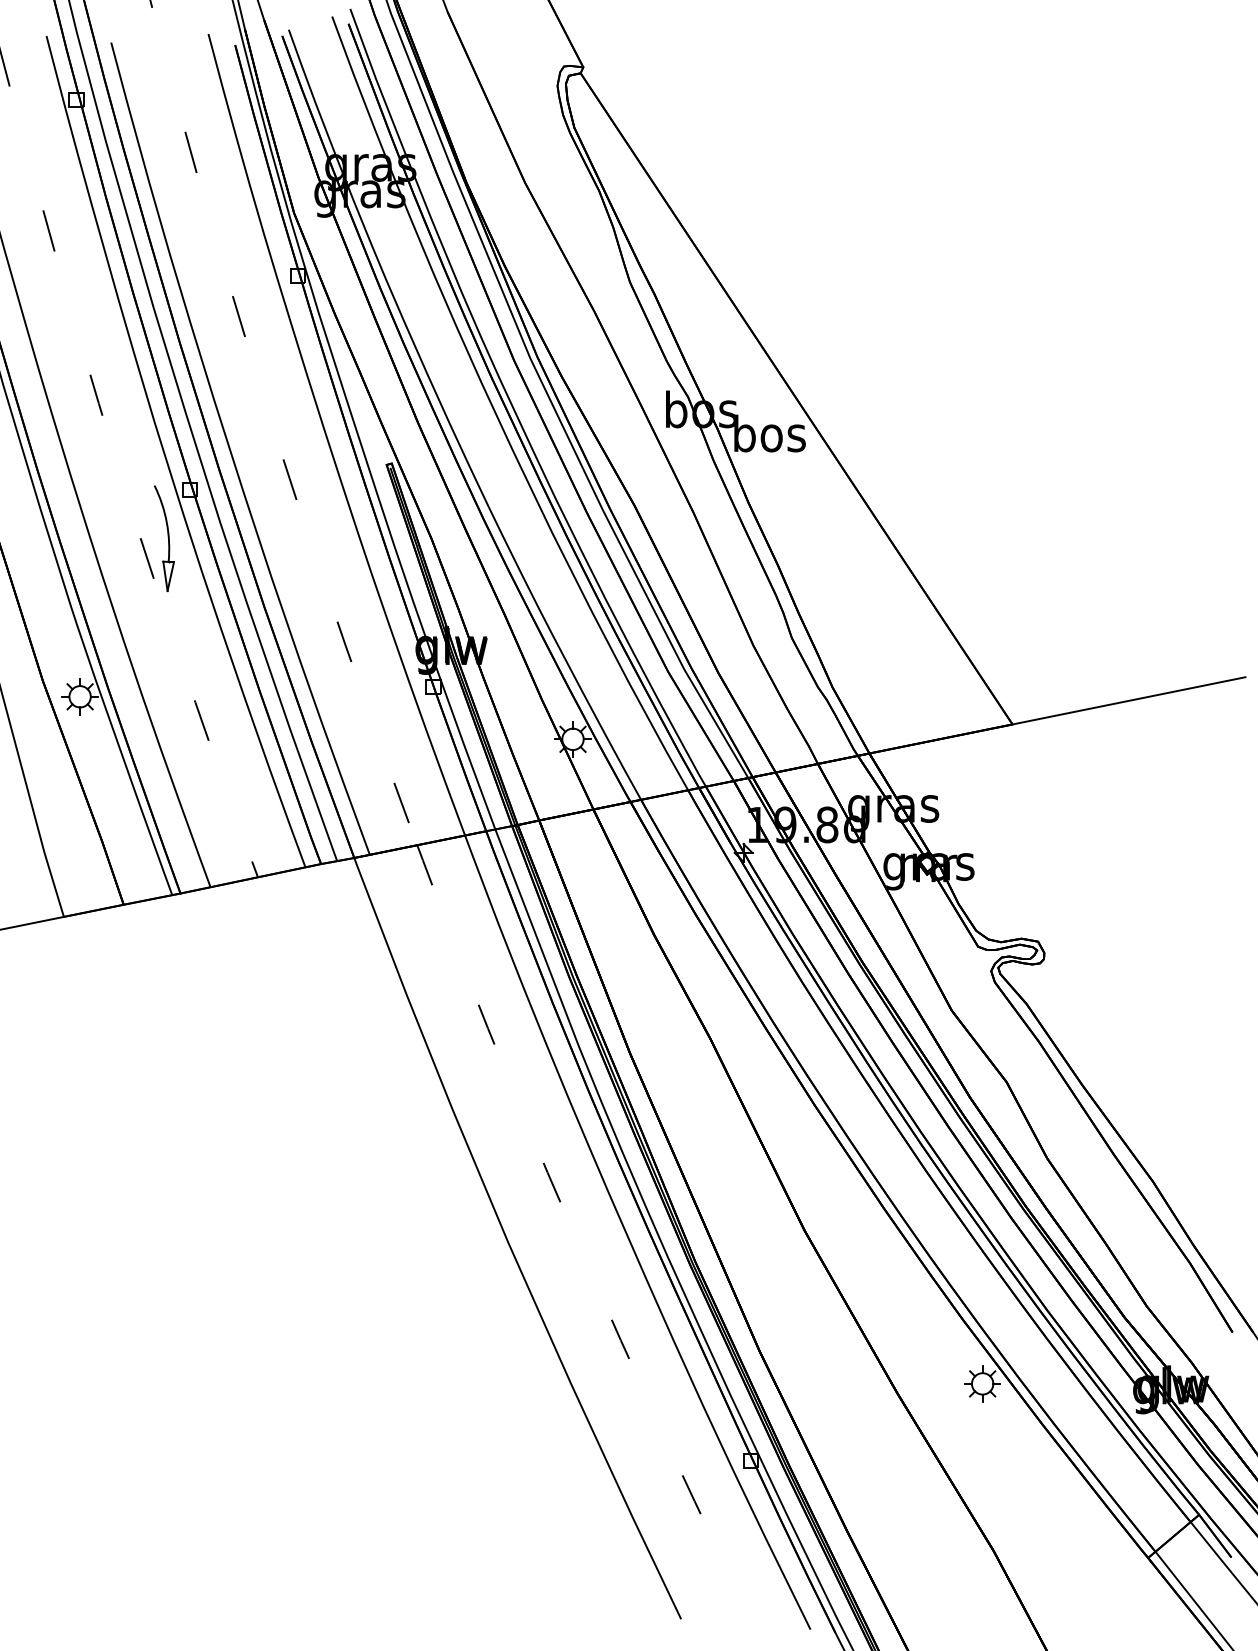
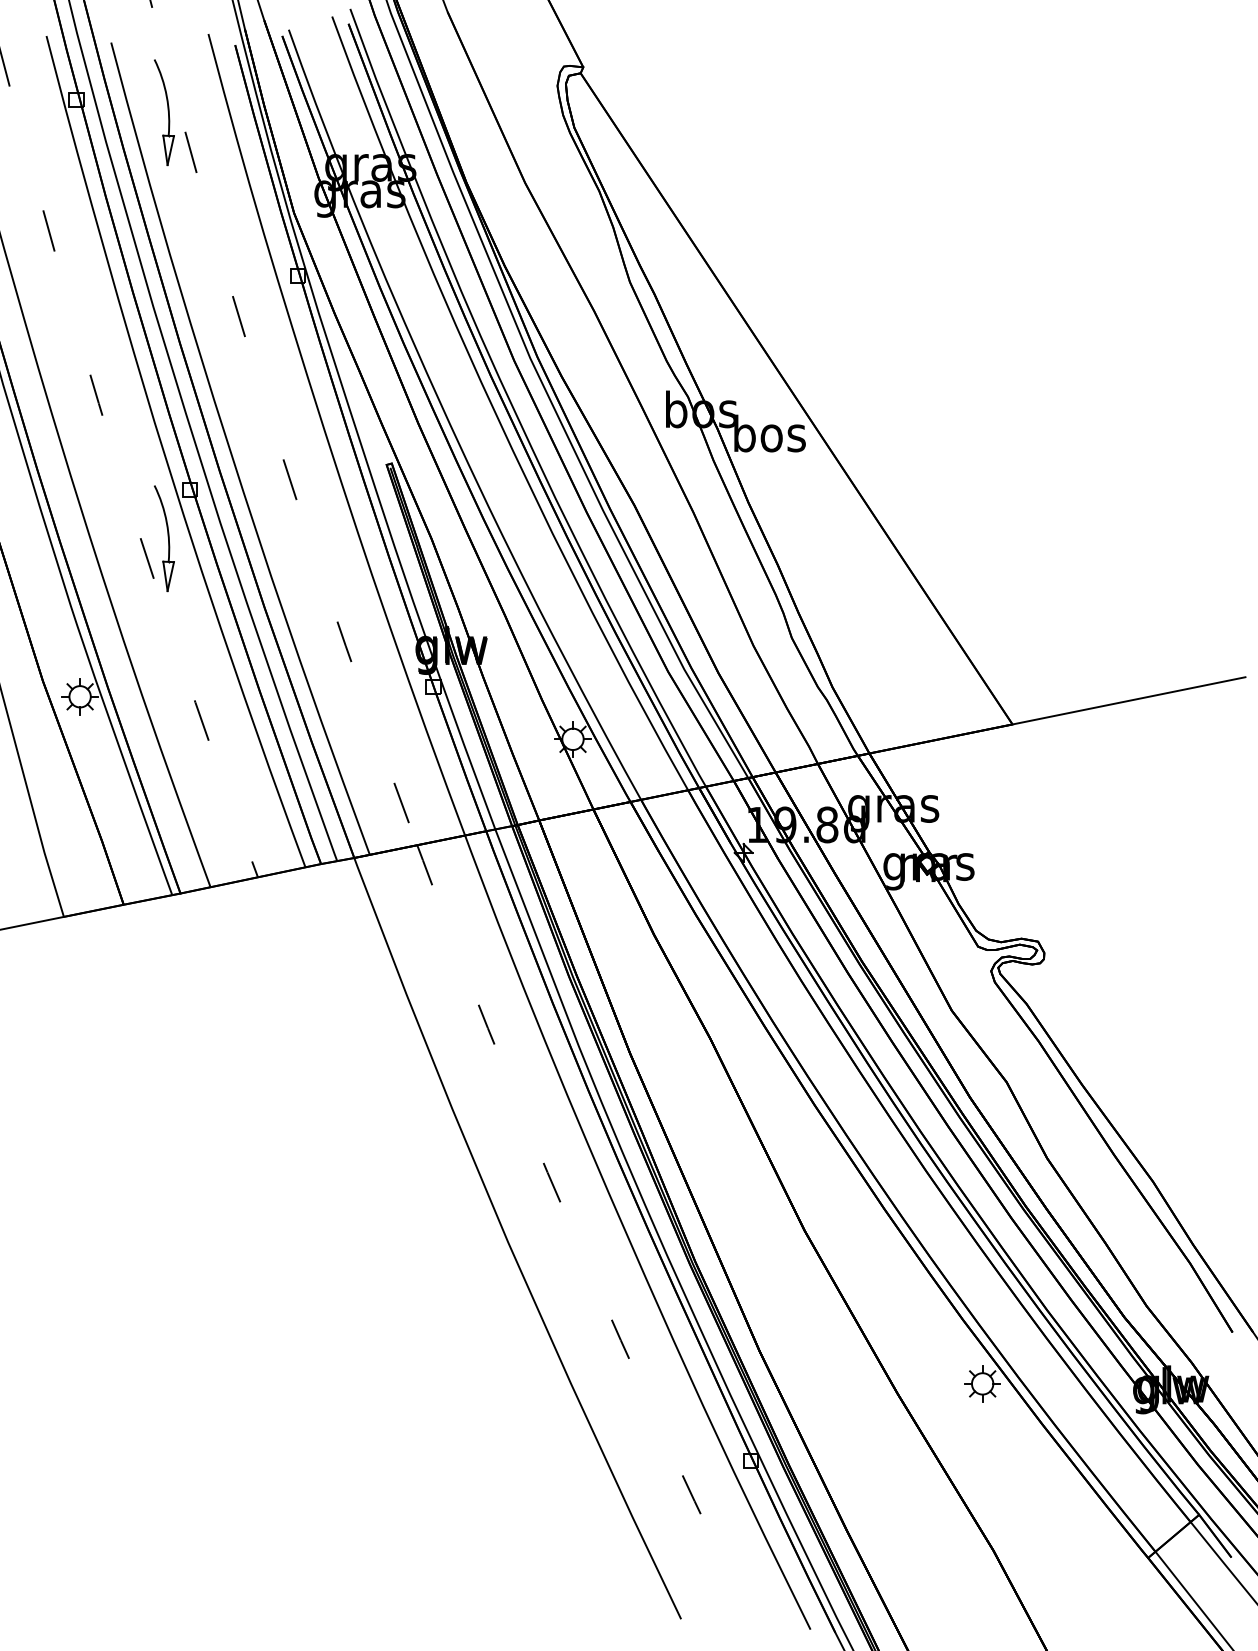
part: none -> present (164, 112)
